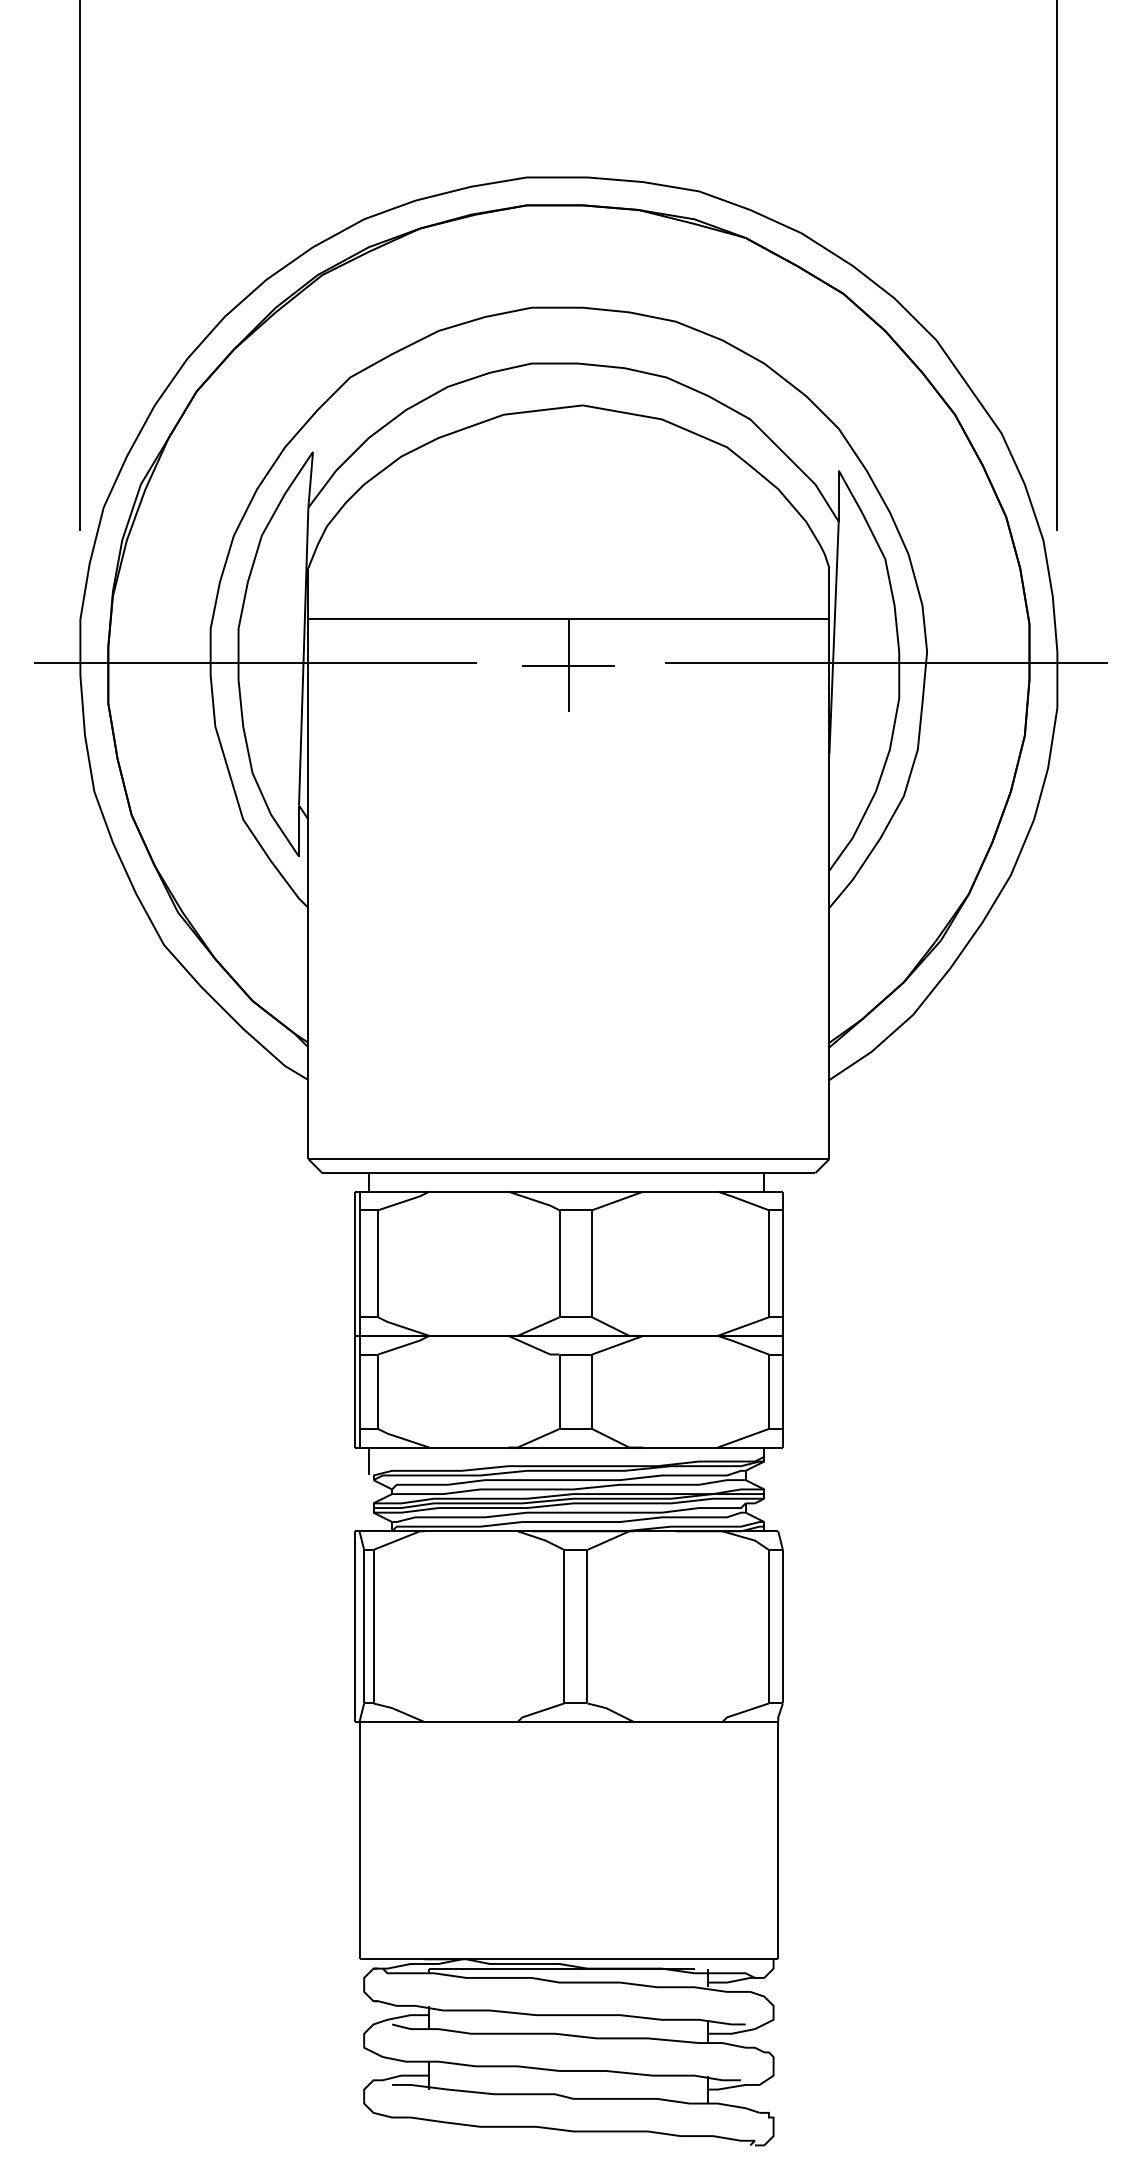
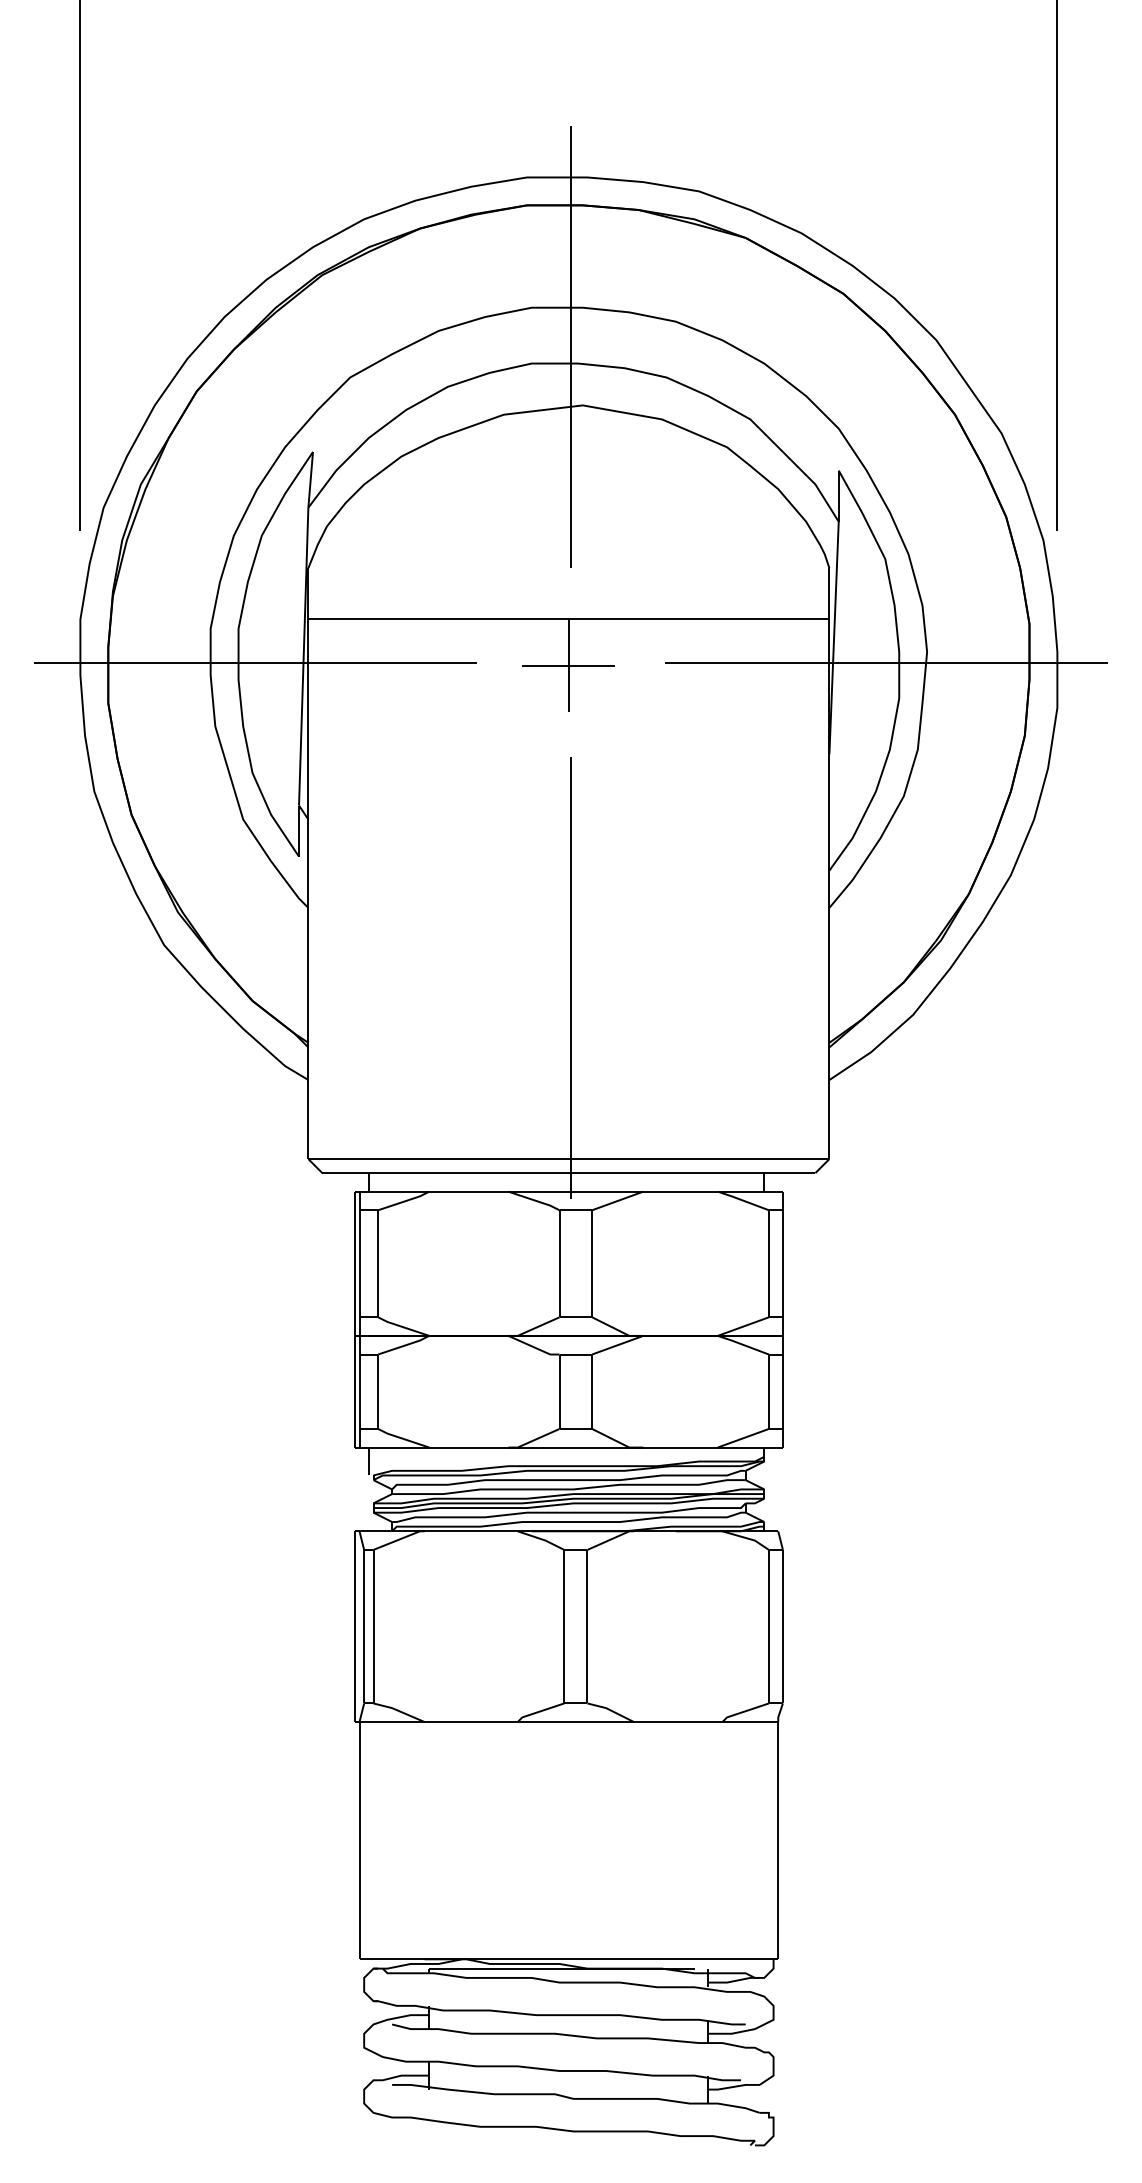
line: none -> present (570, 346)
line: none -> present (570, 977)
